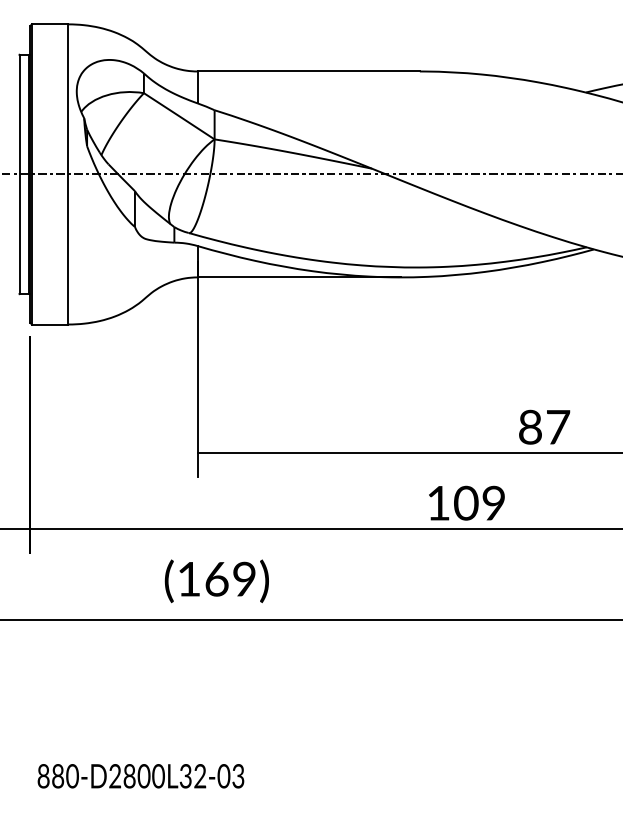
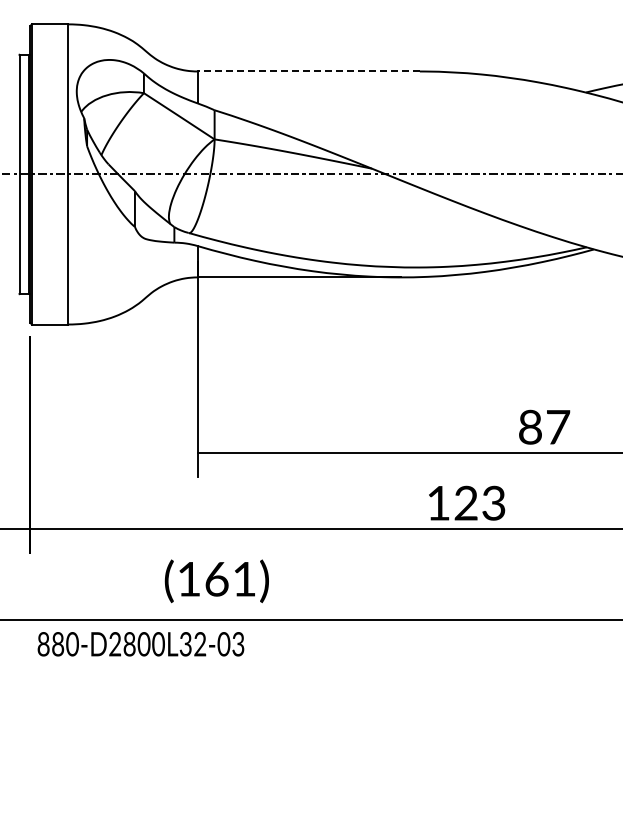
line: solid -> dashed (308, 71)
text: 109 -> 123 (479, 503)
text: (169) -> (161) (244, 578)
text position: (140, 776) -> (140, 644) (140, 644)
